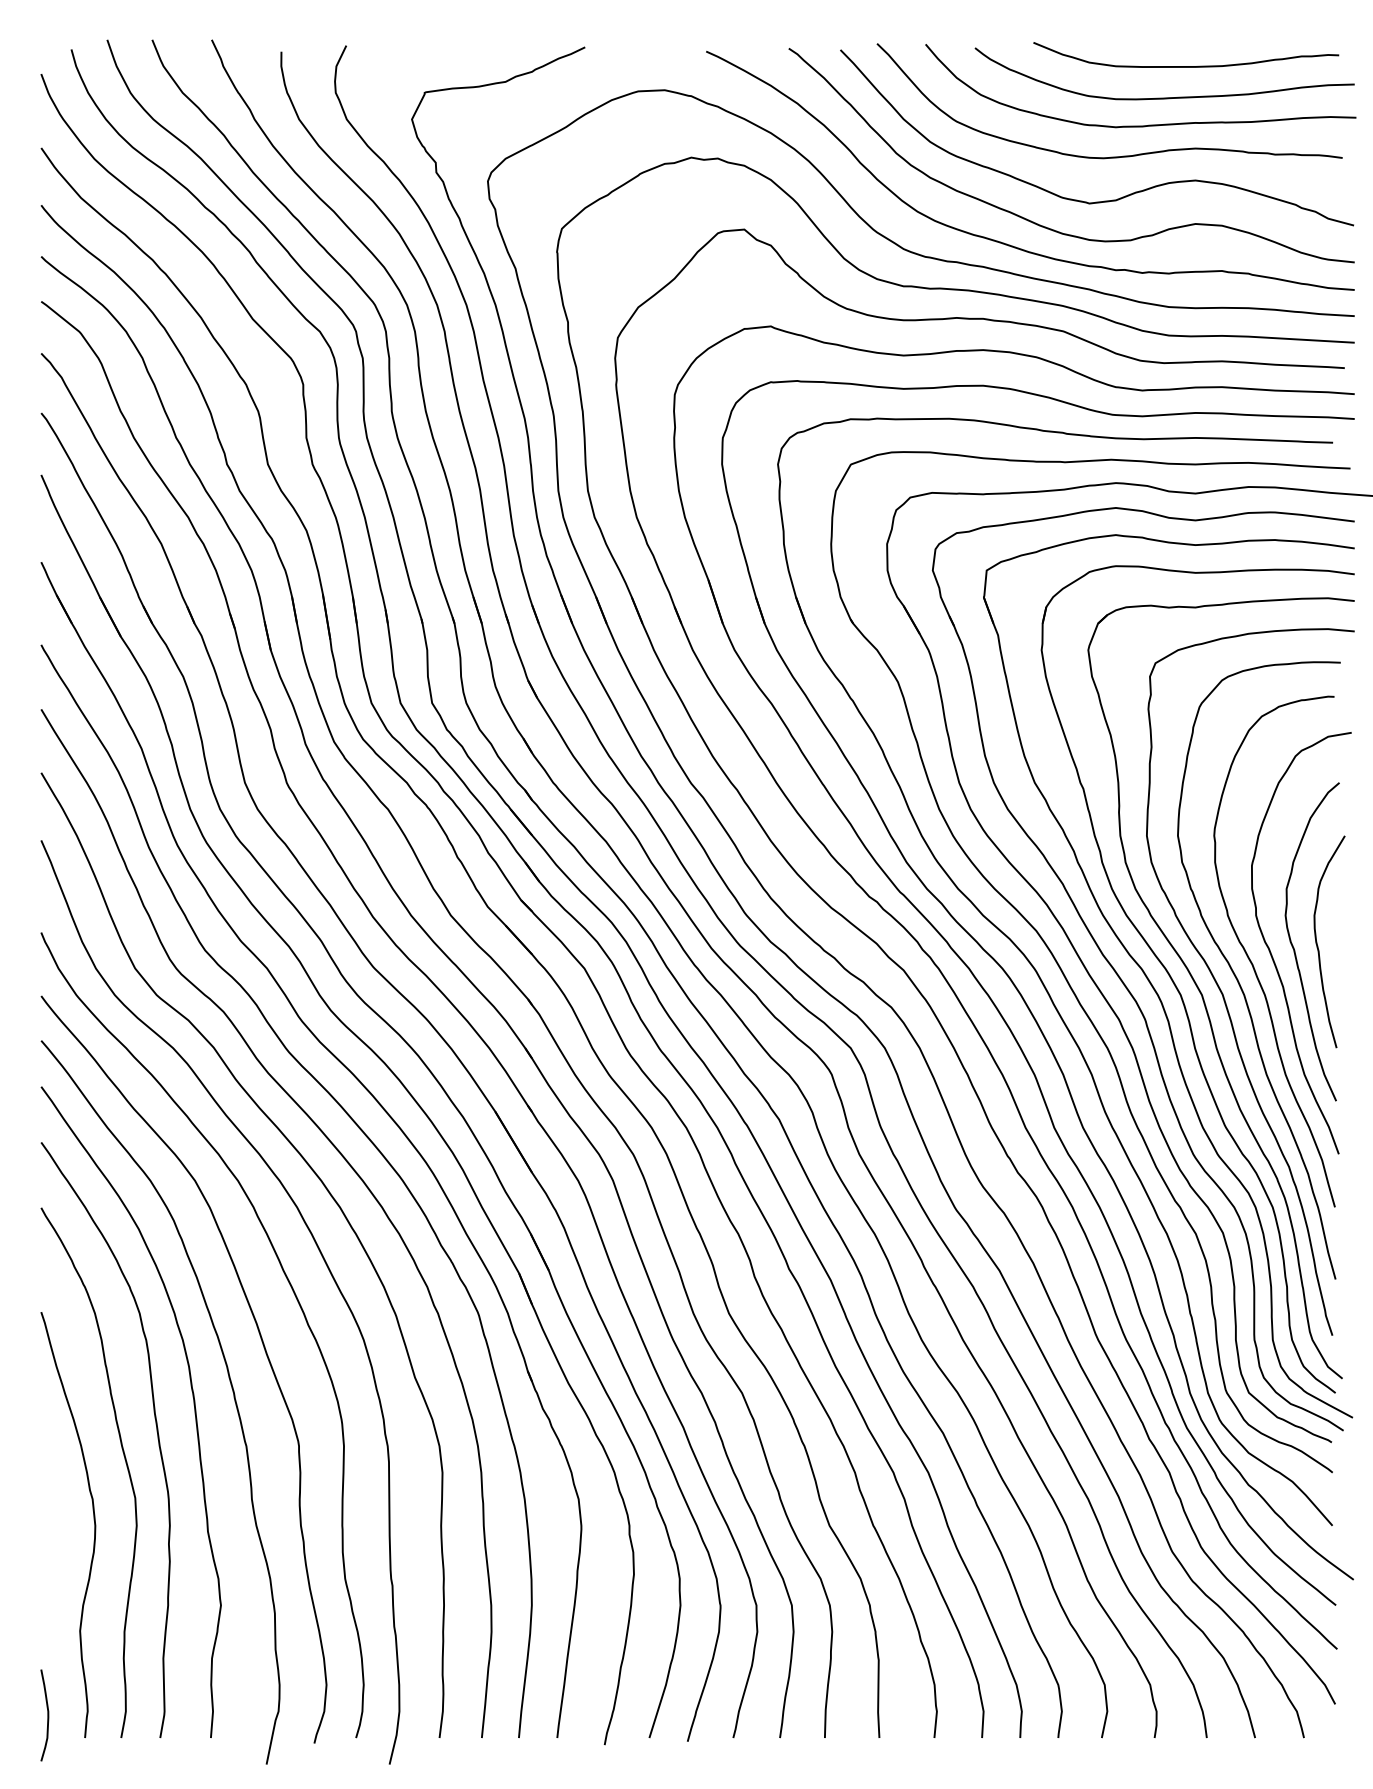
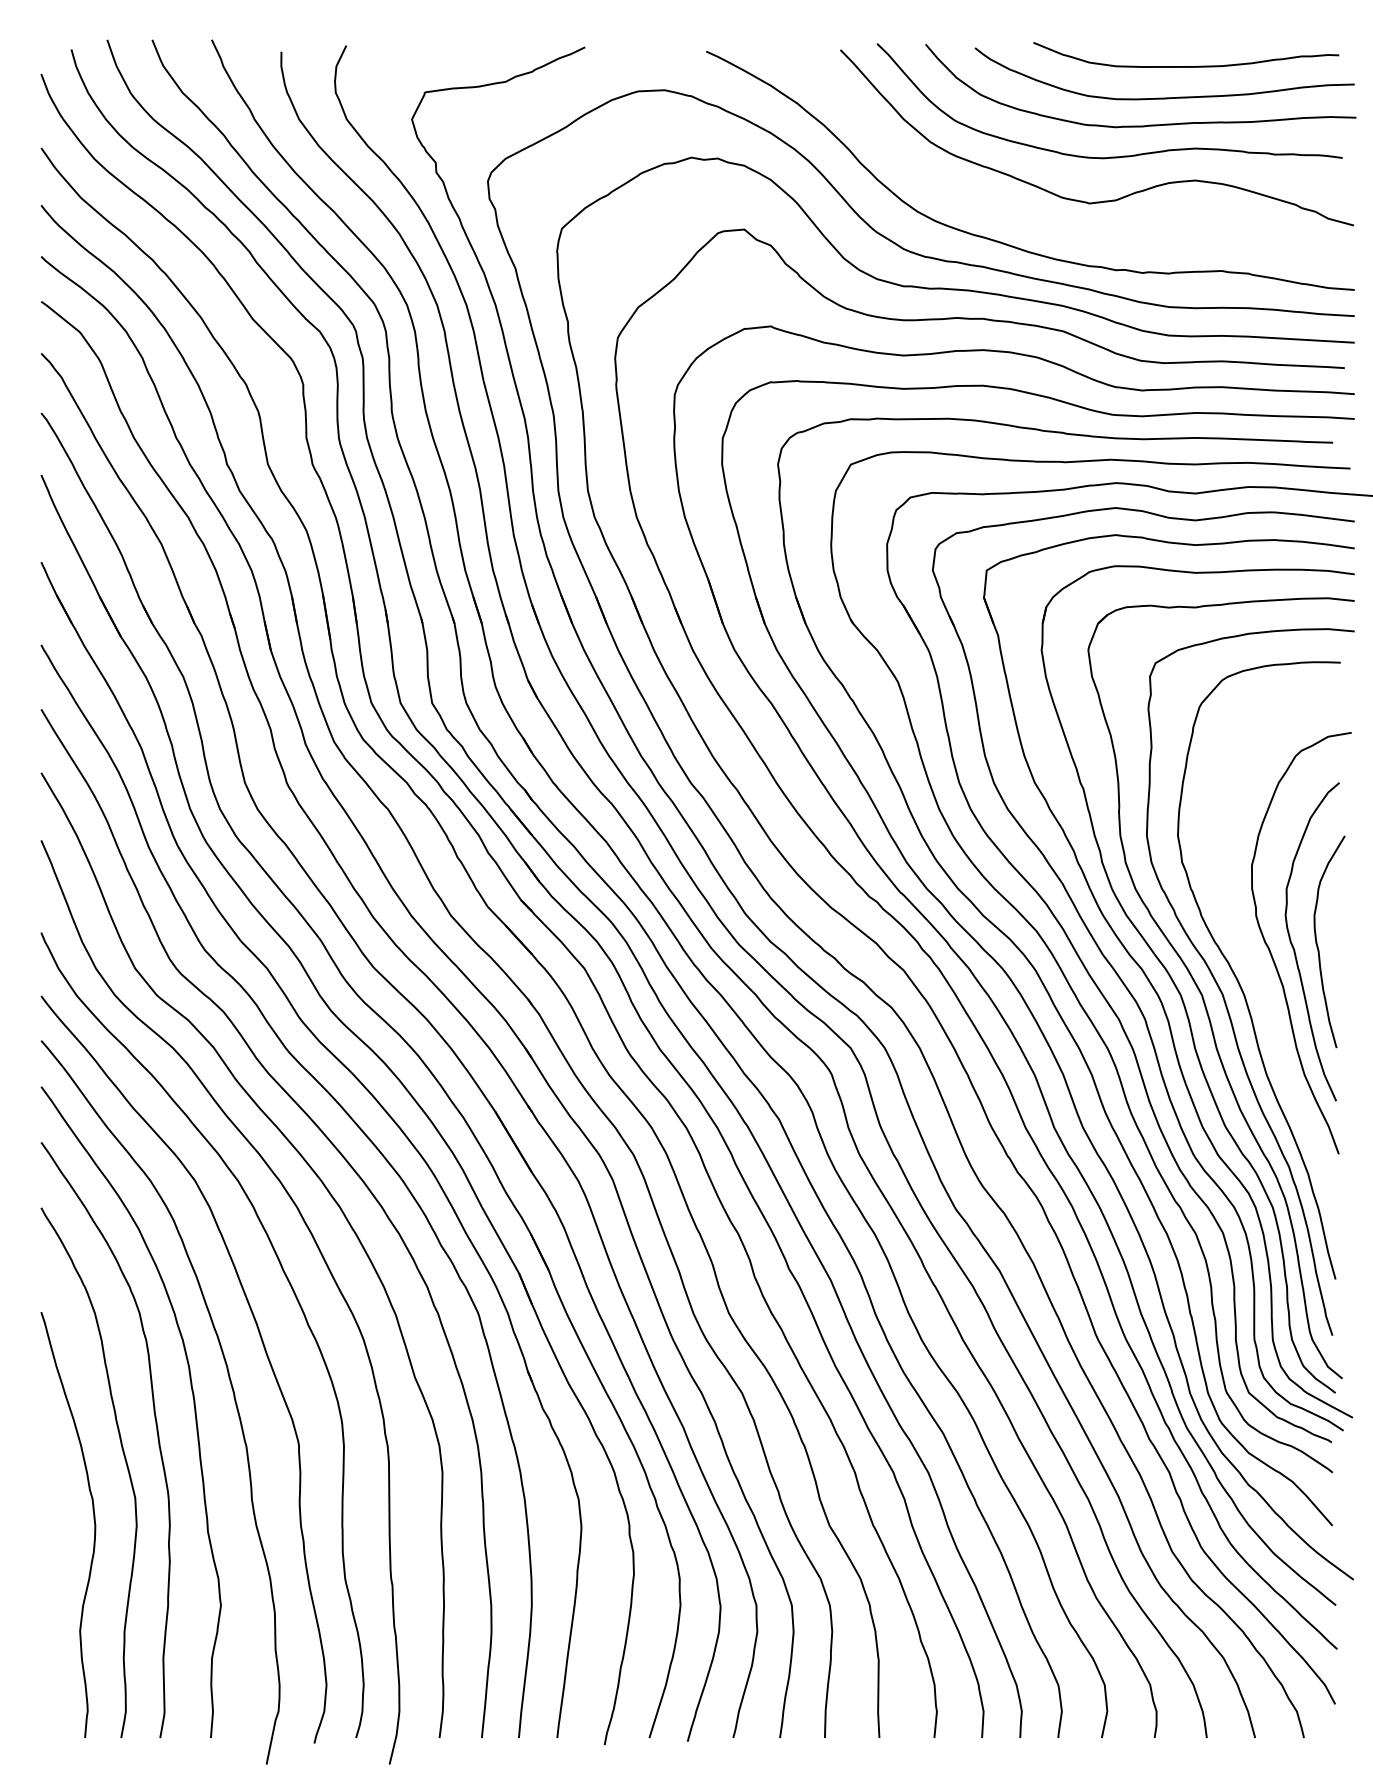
curve: present -> none (1043, 225)
curve: present -> none (1252, 962)
curve: present -> none (47, 1715)
